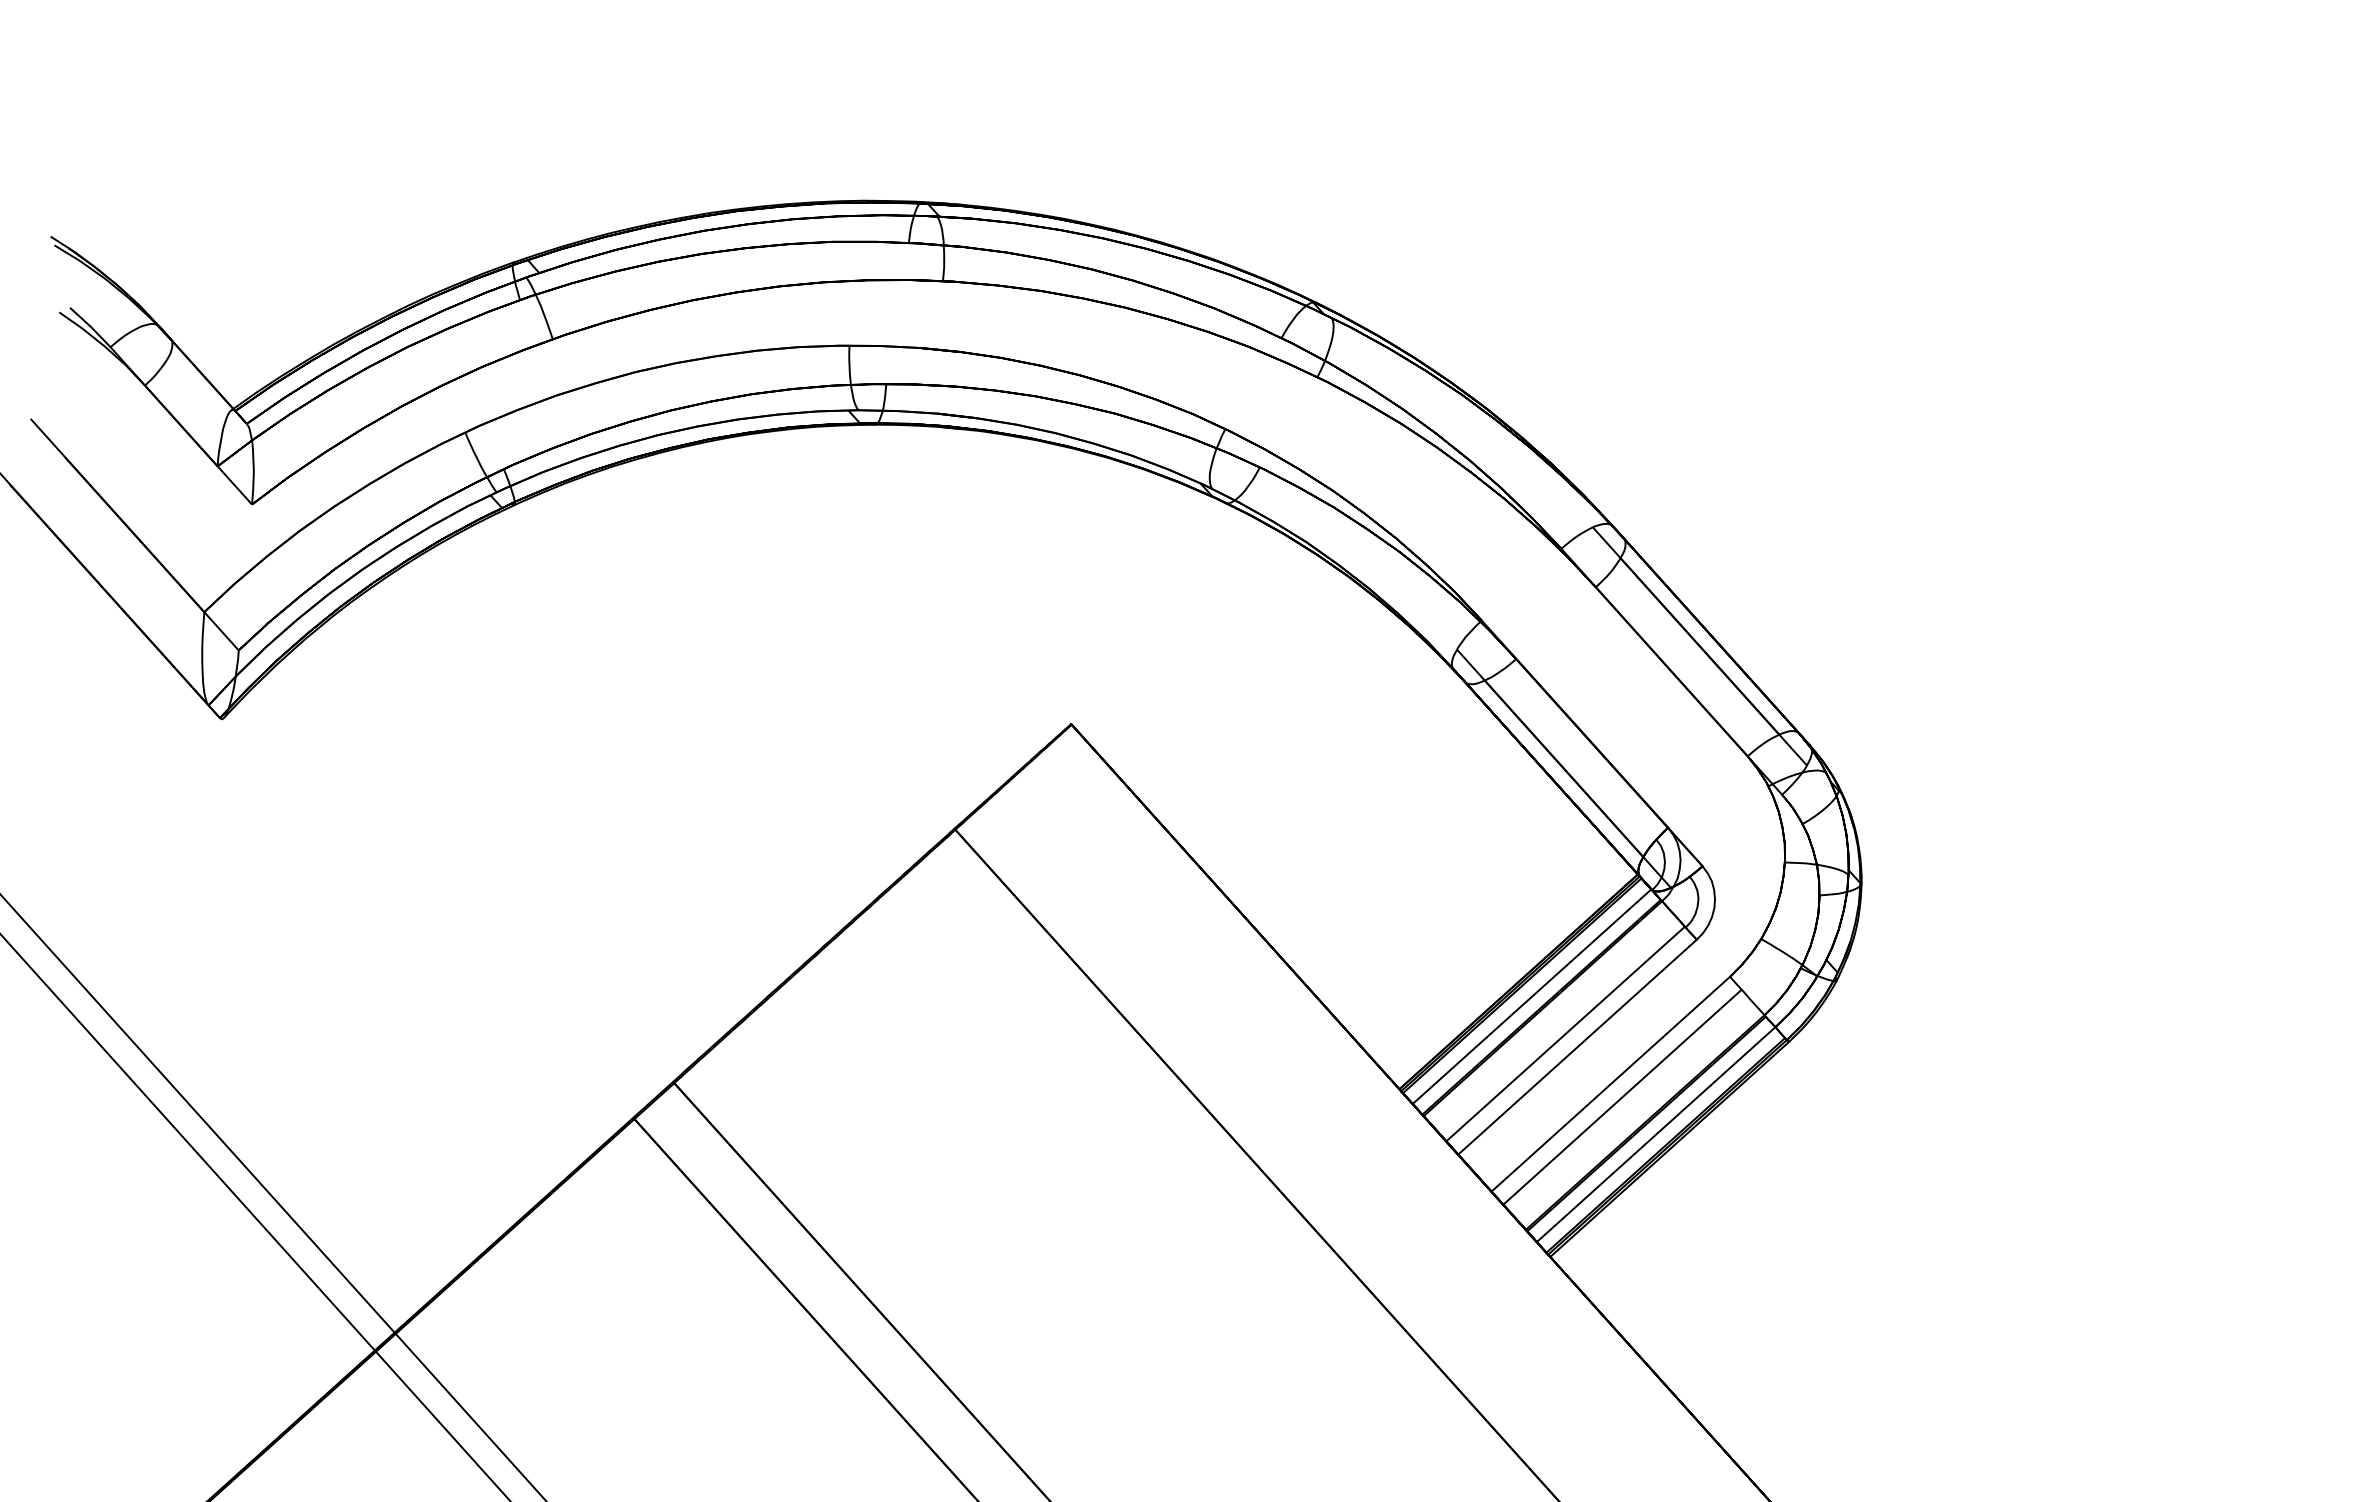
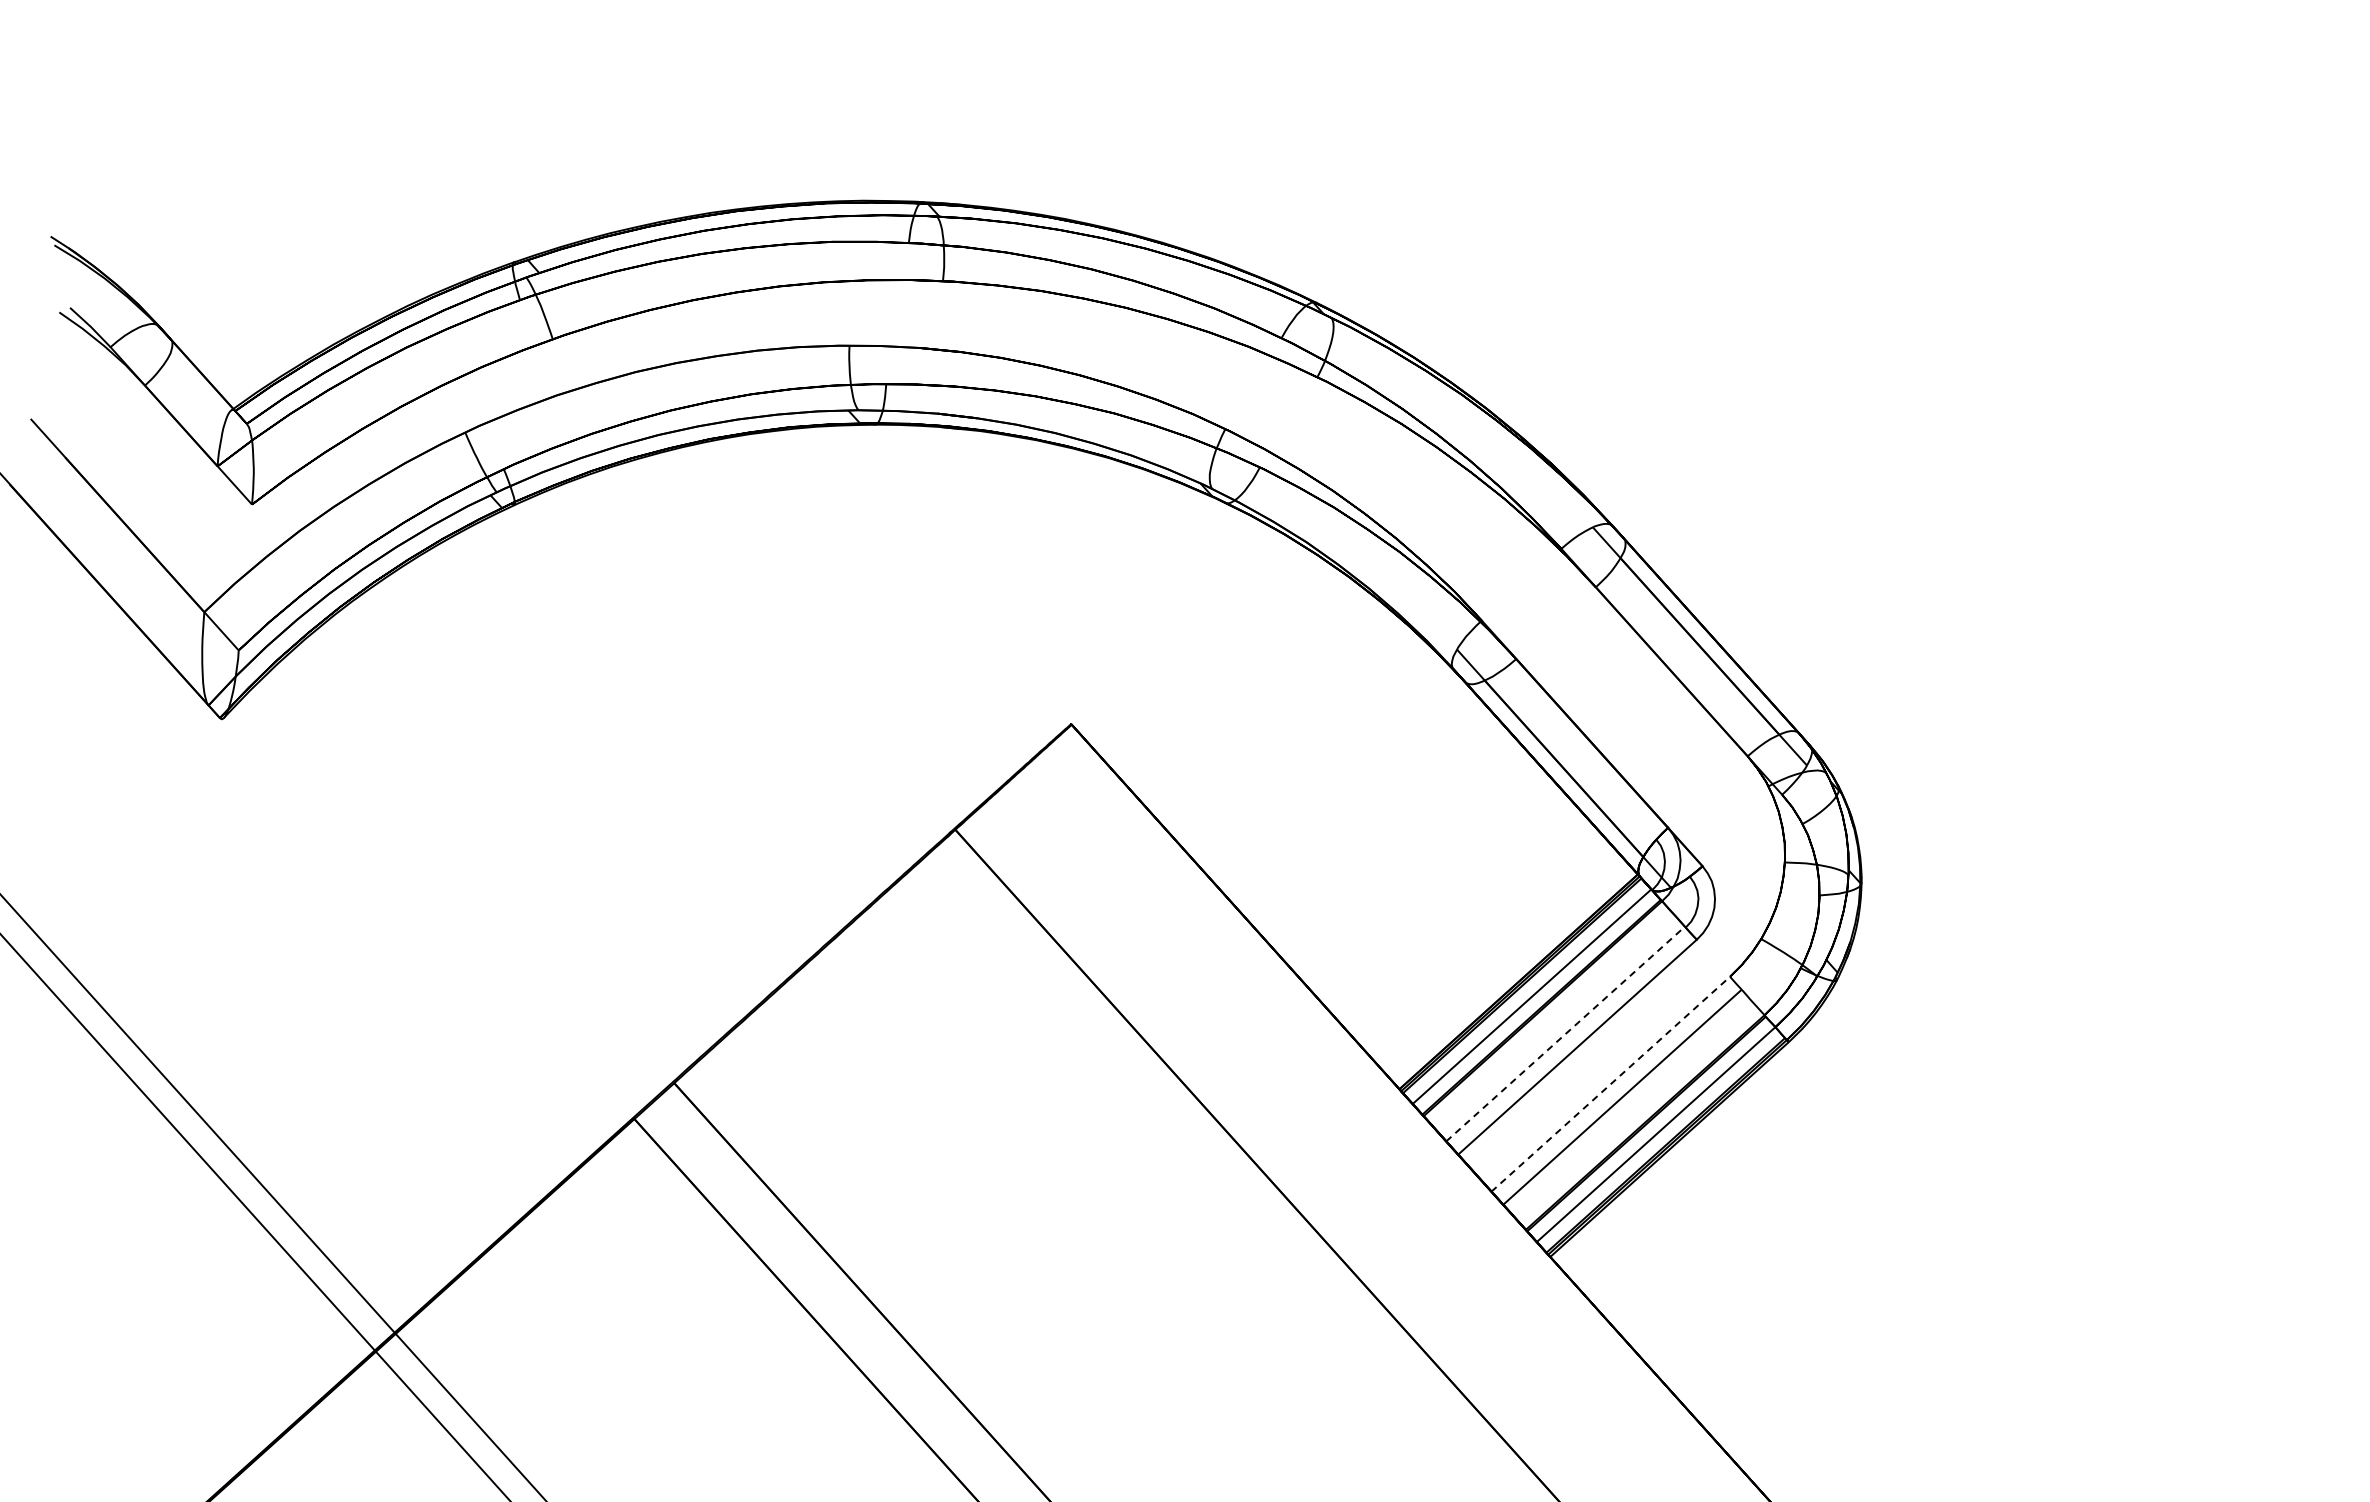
line: solid -> dashed (1565, 1034)
line: solid -> dashed (1610, 1084)
